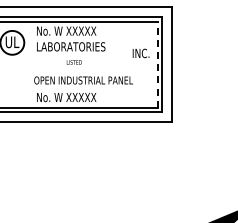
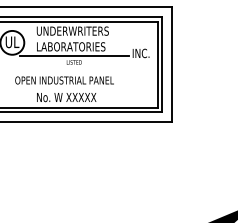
text: No. W XXXXX -> UNDERWRITERS (72, 30)
line: none -> present (74, 55)
line: dashed -> solid (157, 64)
text position: (83, 80) -> (64, 80) (64, 80)
